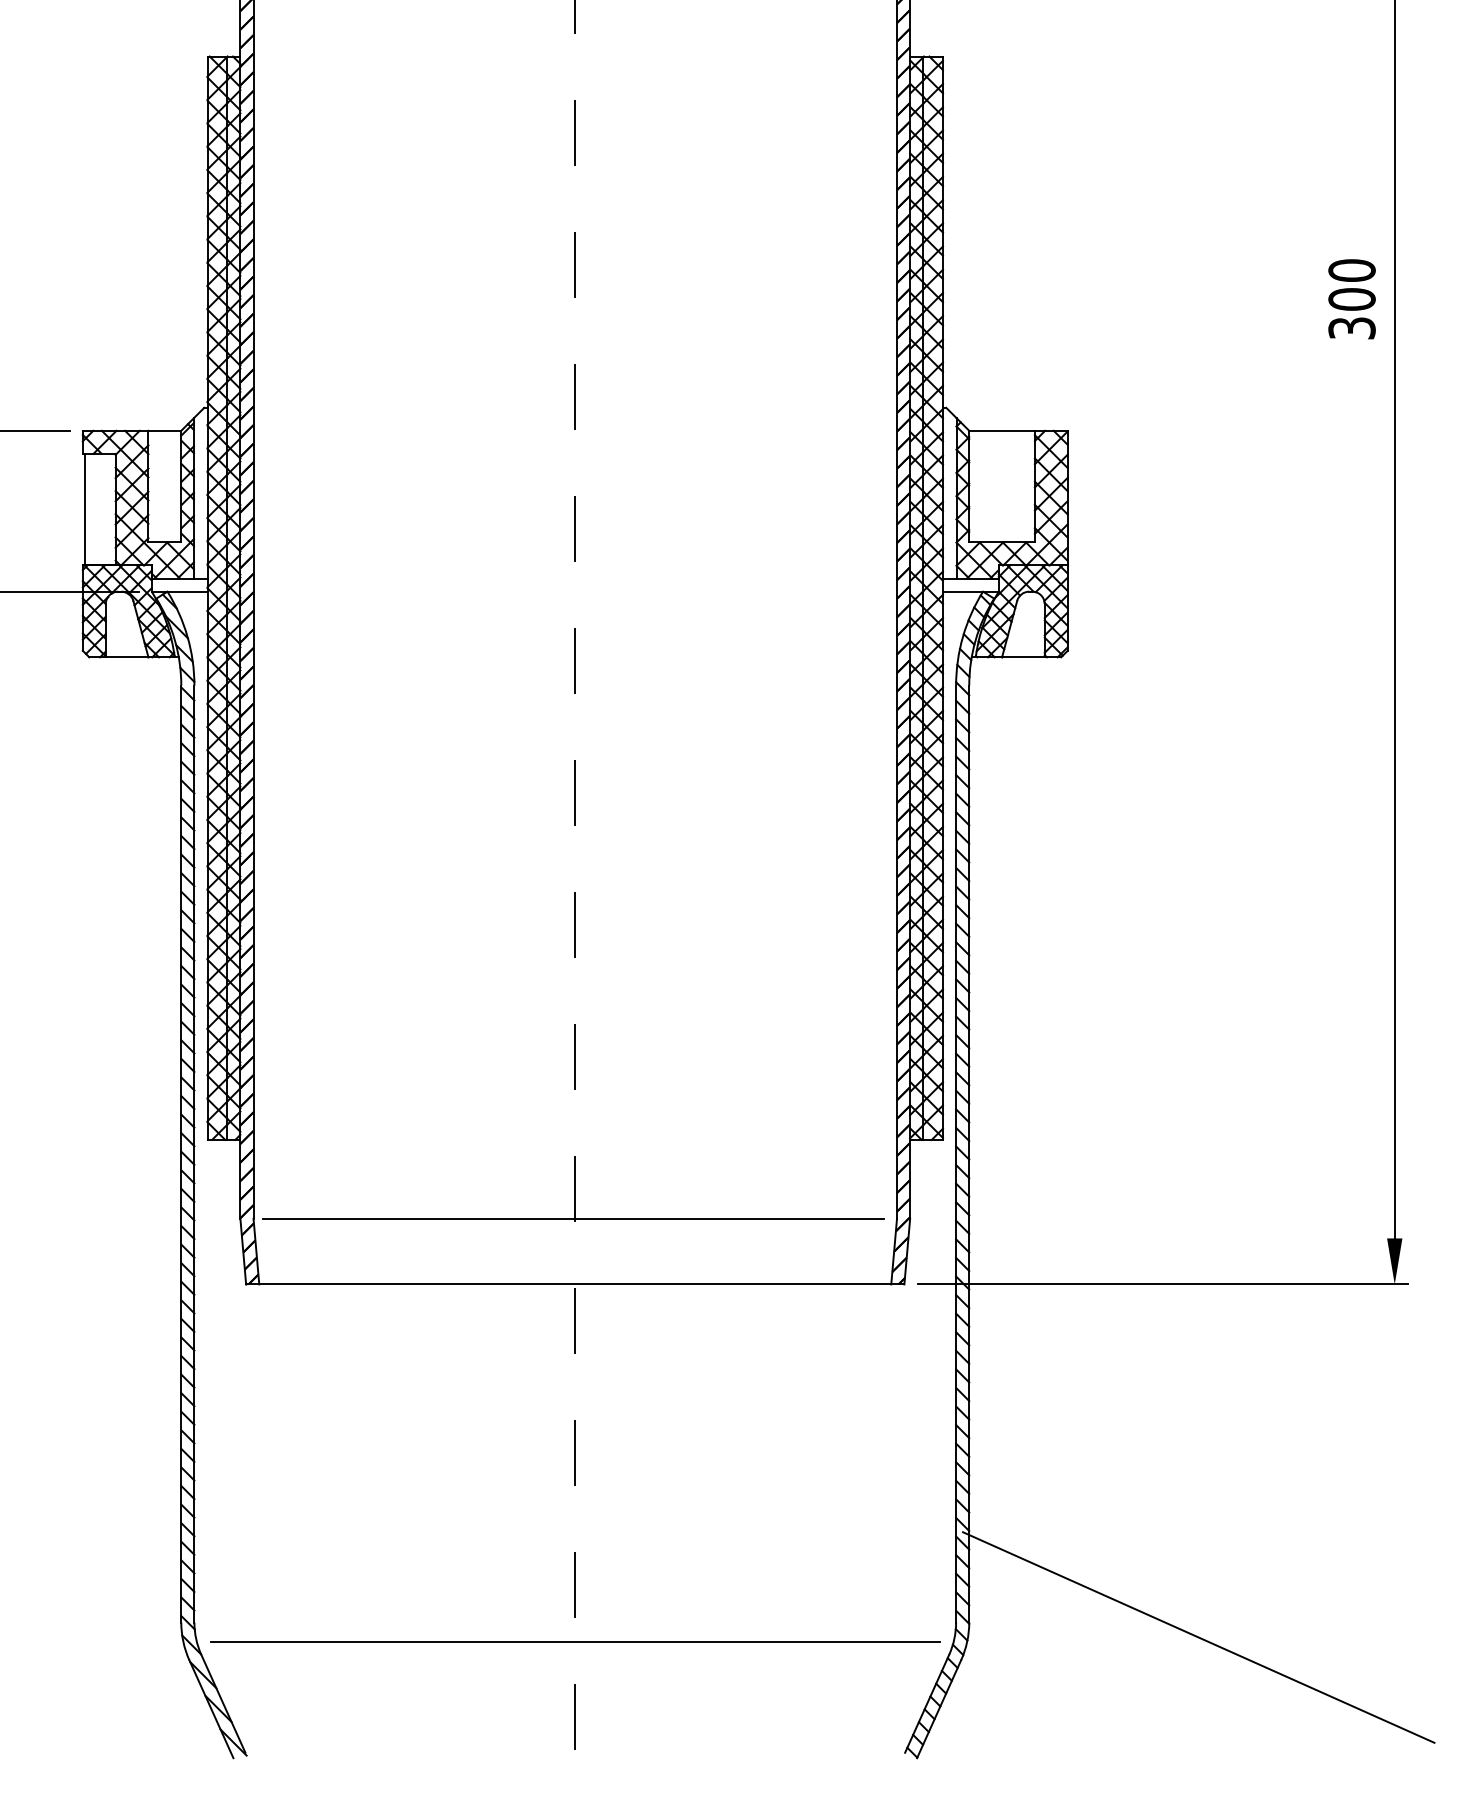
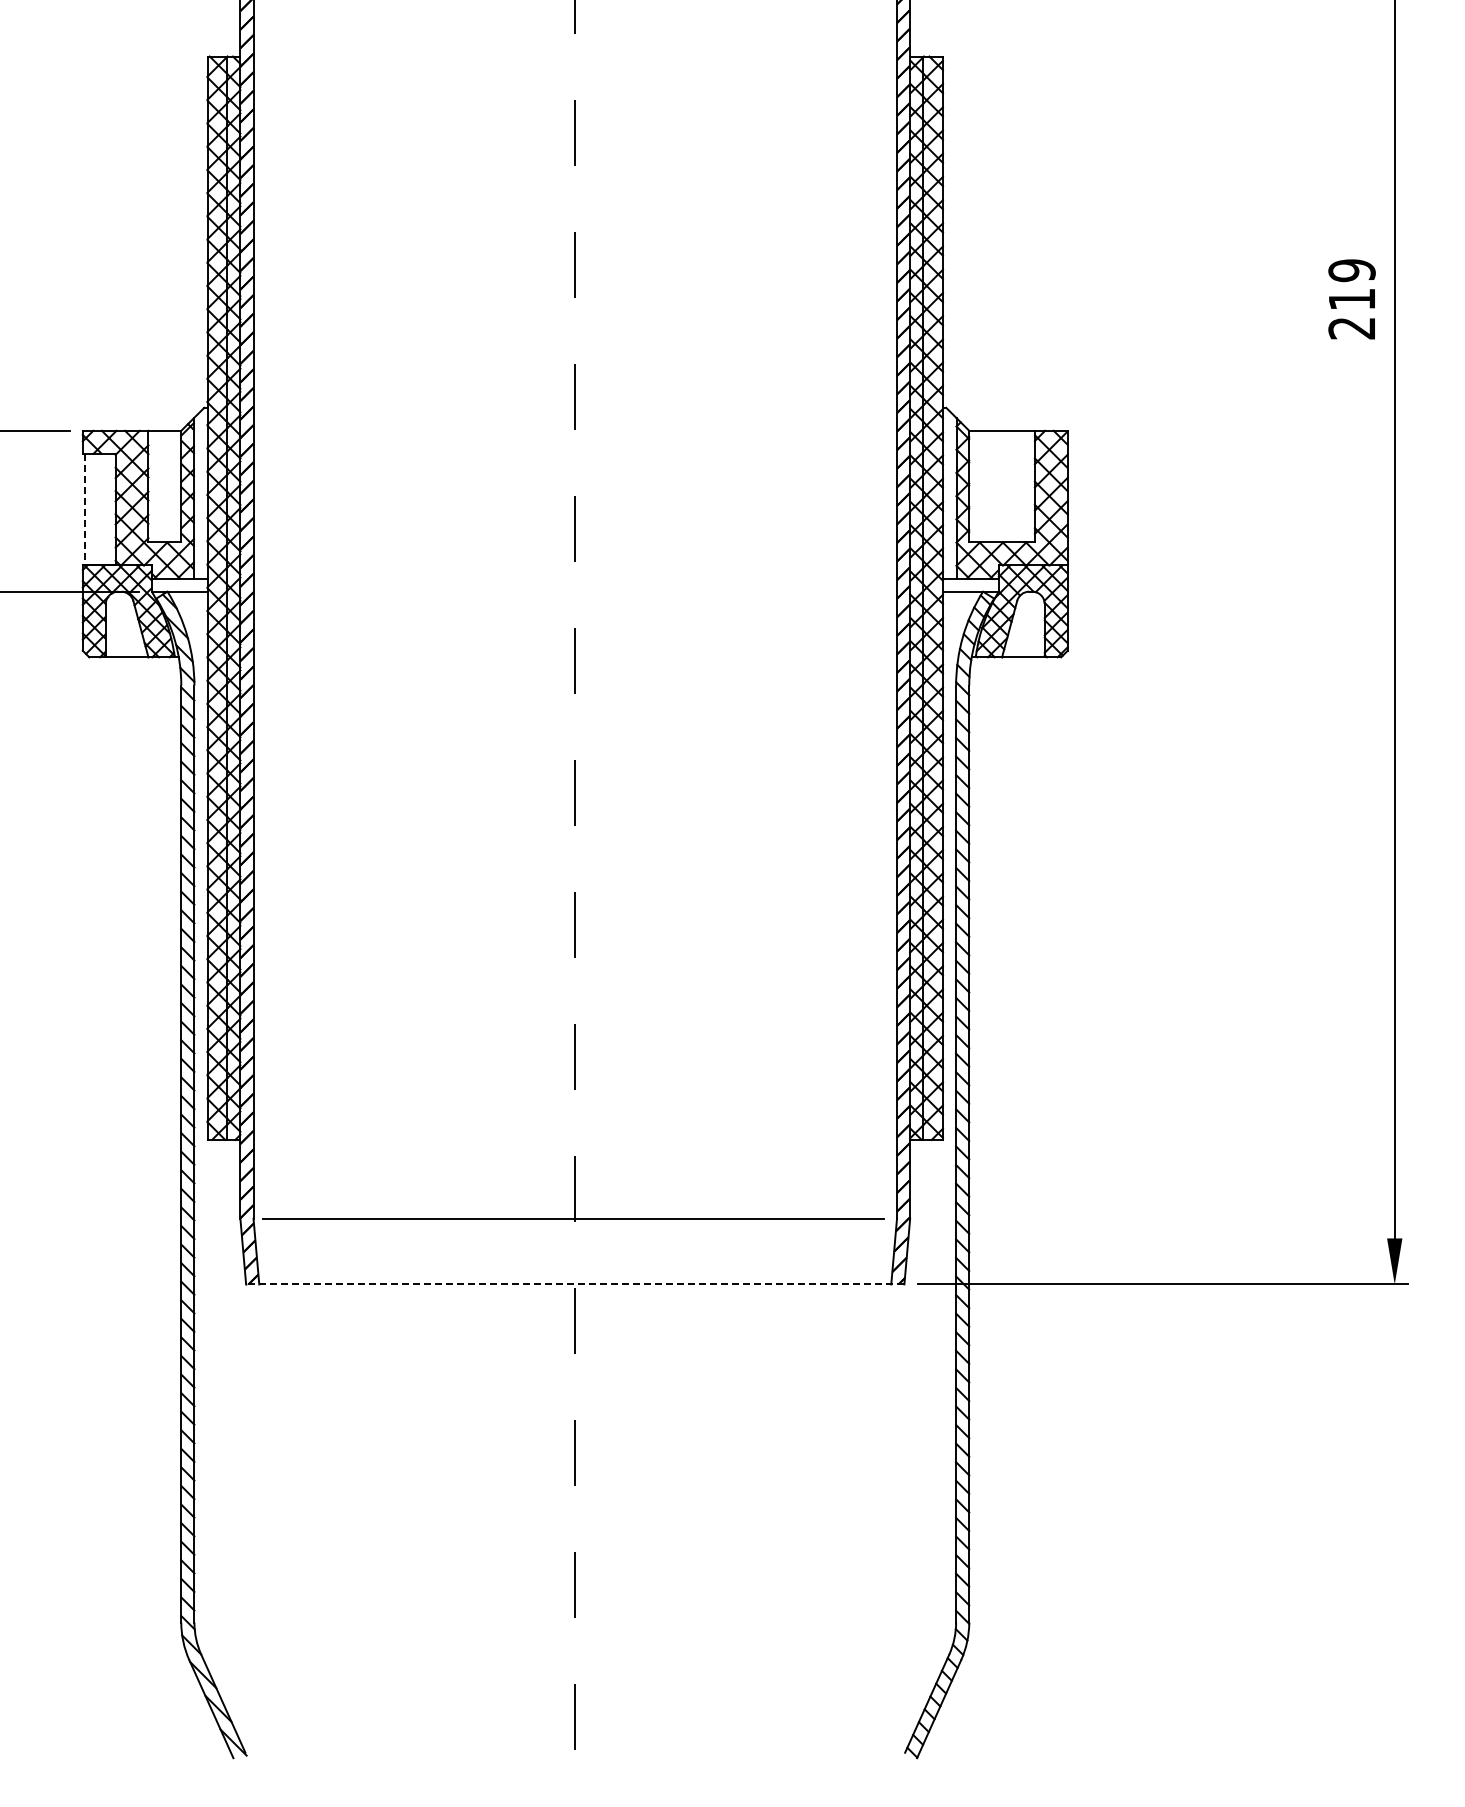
text: 300 -> 219 (1351, 299)
line: solid -> dashed (85, 509)
line: solid -> dashed (574, 1284)
line: present -> none (1198, 1637)
line: present -> none (575, 1641)
